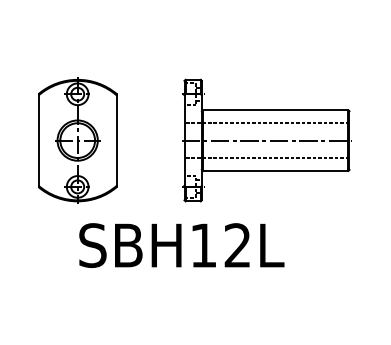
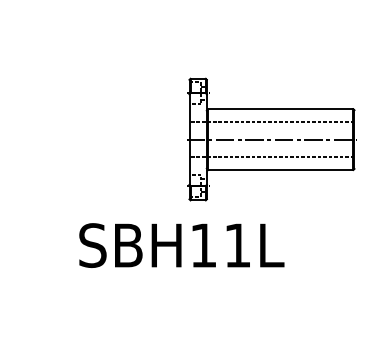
part: present -> none (77, 140)
part position: (266, 140) -> (271, 139) (271, 139)
text: SBH12L -> SBH11L (236, 245)
